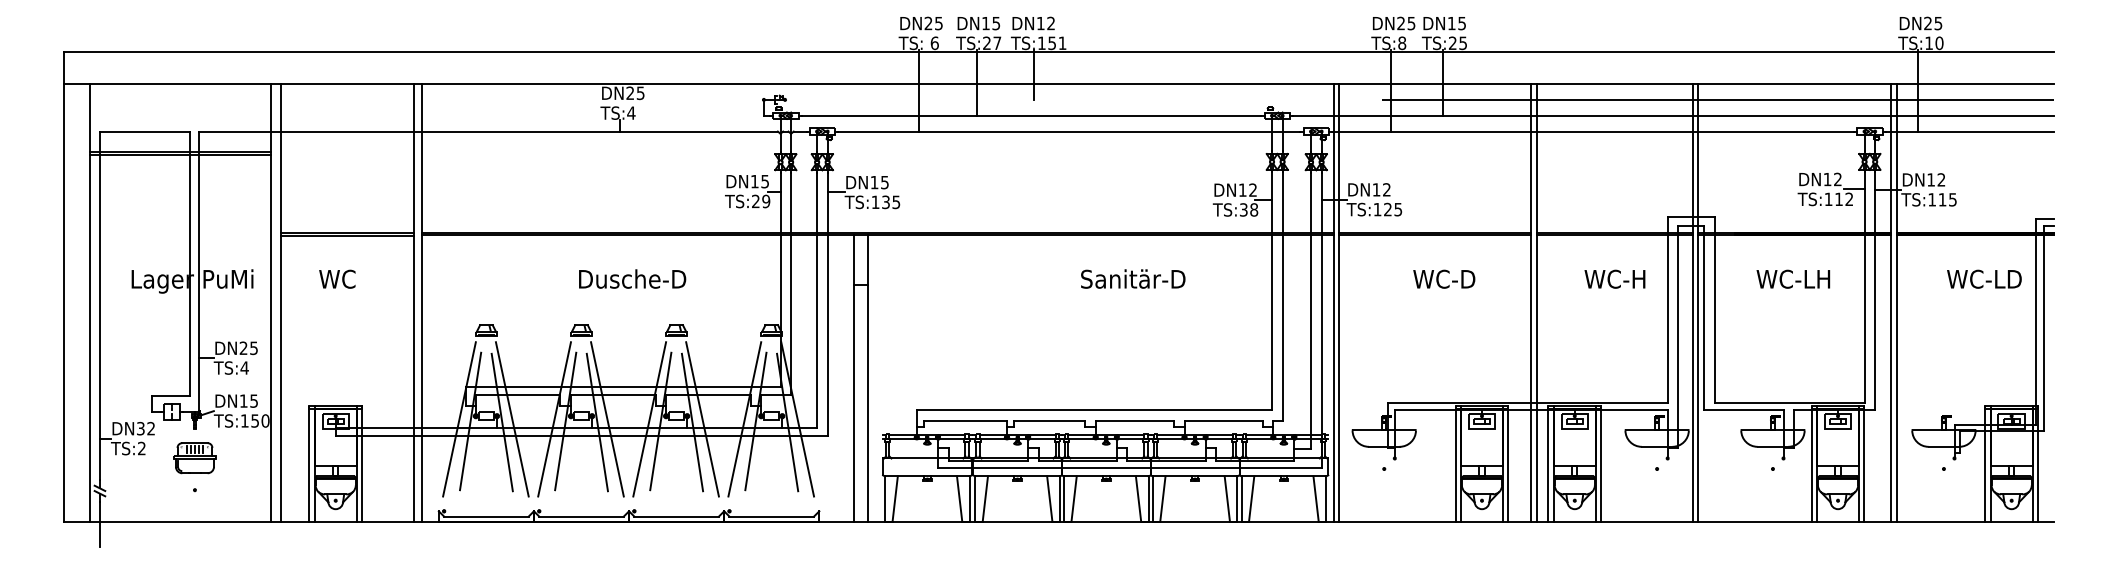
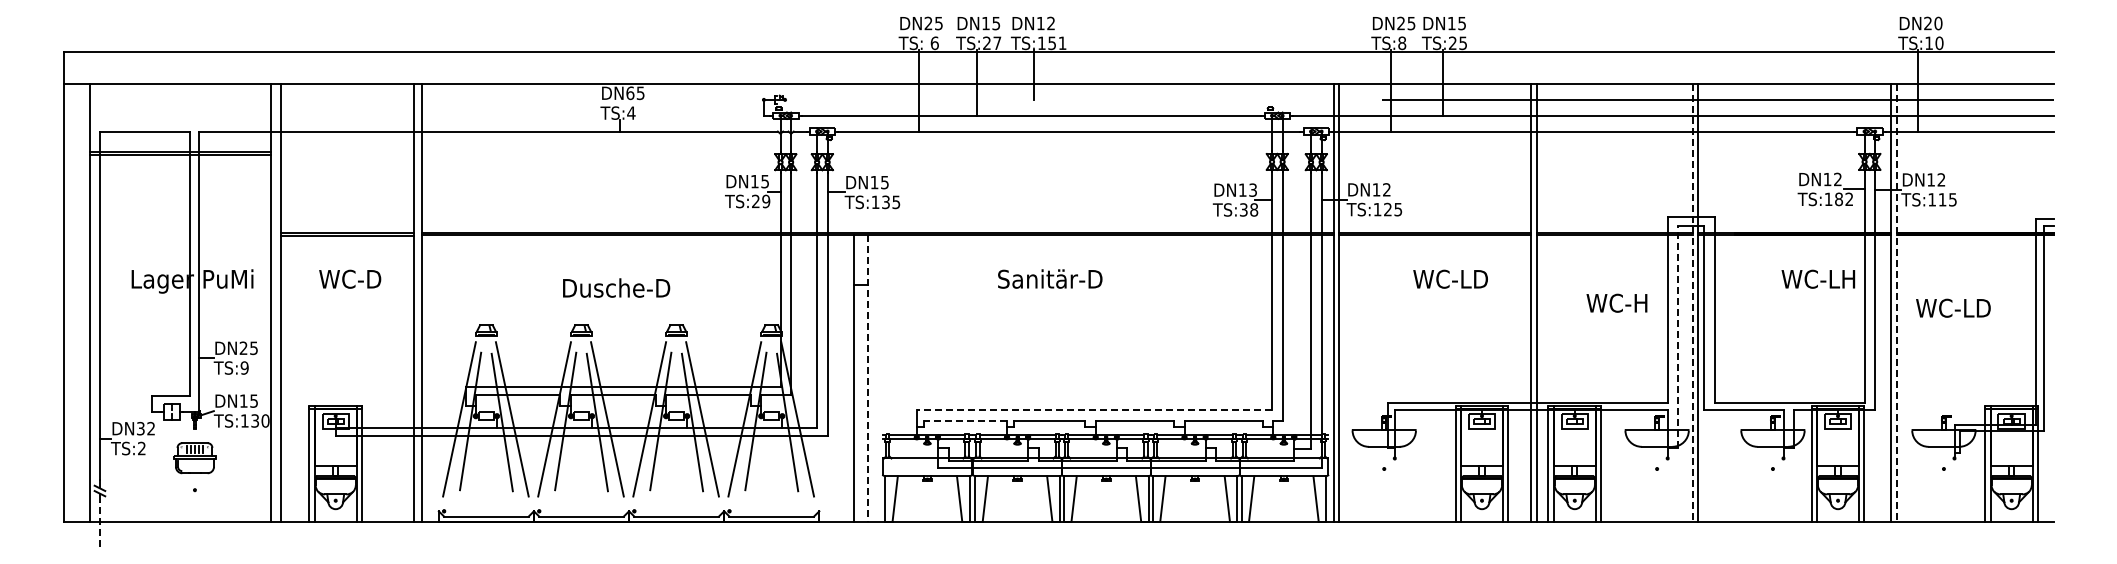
text: DN25 -> DN20 (1938, 23)
text: DN25 -> DN65 (630, 93)
text: DN12 -> DN13 (1252, 190)
text: TS:112 -> TS:182 (1839, 199)
text position: (632, 278) -> (616, 287) (616, 287)
text position: (1133, 278) -> (1050, 278) (1050, 278)
text position: (1614, 278) -> (1616, 302) (1616, 302)
text position: (1793, 278) -> (1818, 278) (1818, 278)
text position: (1984, 278) -> (1953, 307) (1953, 307)
text: WC -> WC-D (369, 279)
text: WC-D -> WC-LD (1475, 279)
line: solid -> dashed (1692, 303)
line: solid -> dashed (1896, 303)
line: solid -> dashed (1678, 336)
text: TS:4 -> TS:9 (244, 367)
line: solid -> dashed (868, 379)
line: solid -> dashed (1094, 409)
text: TS:150 -> TS:130 (254, 420)
line: solid -> dashed (965, 420)
line: solid -> dashed (99, 524)
